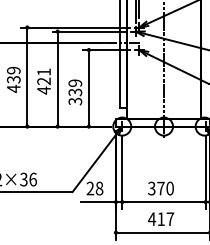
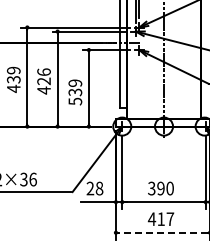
text: 421 -> 426 (43, 71)
text: 339 -> 539 (74, 100)
text: 370 -> 390 (160, 188)
line: solid -> dashed (163, 232)
